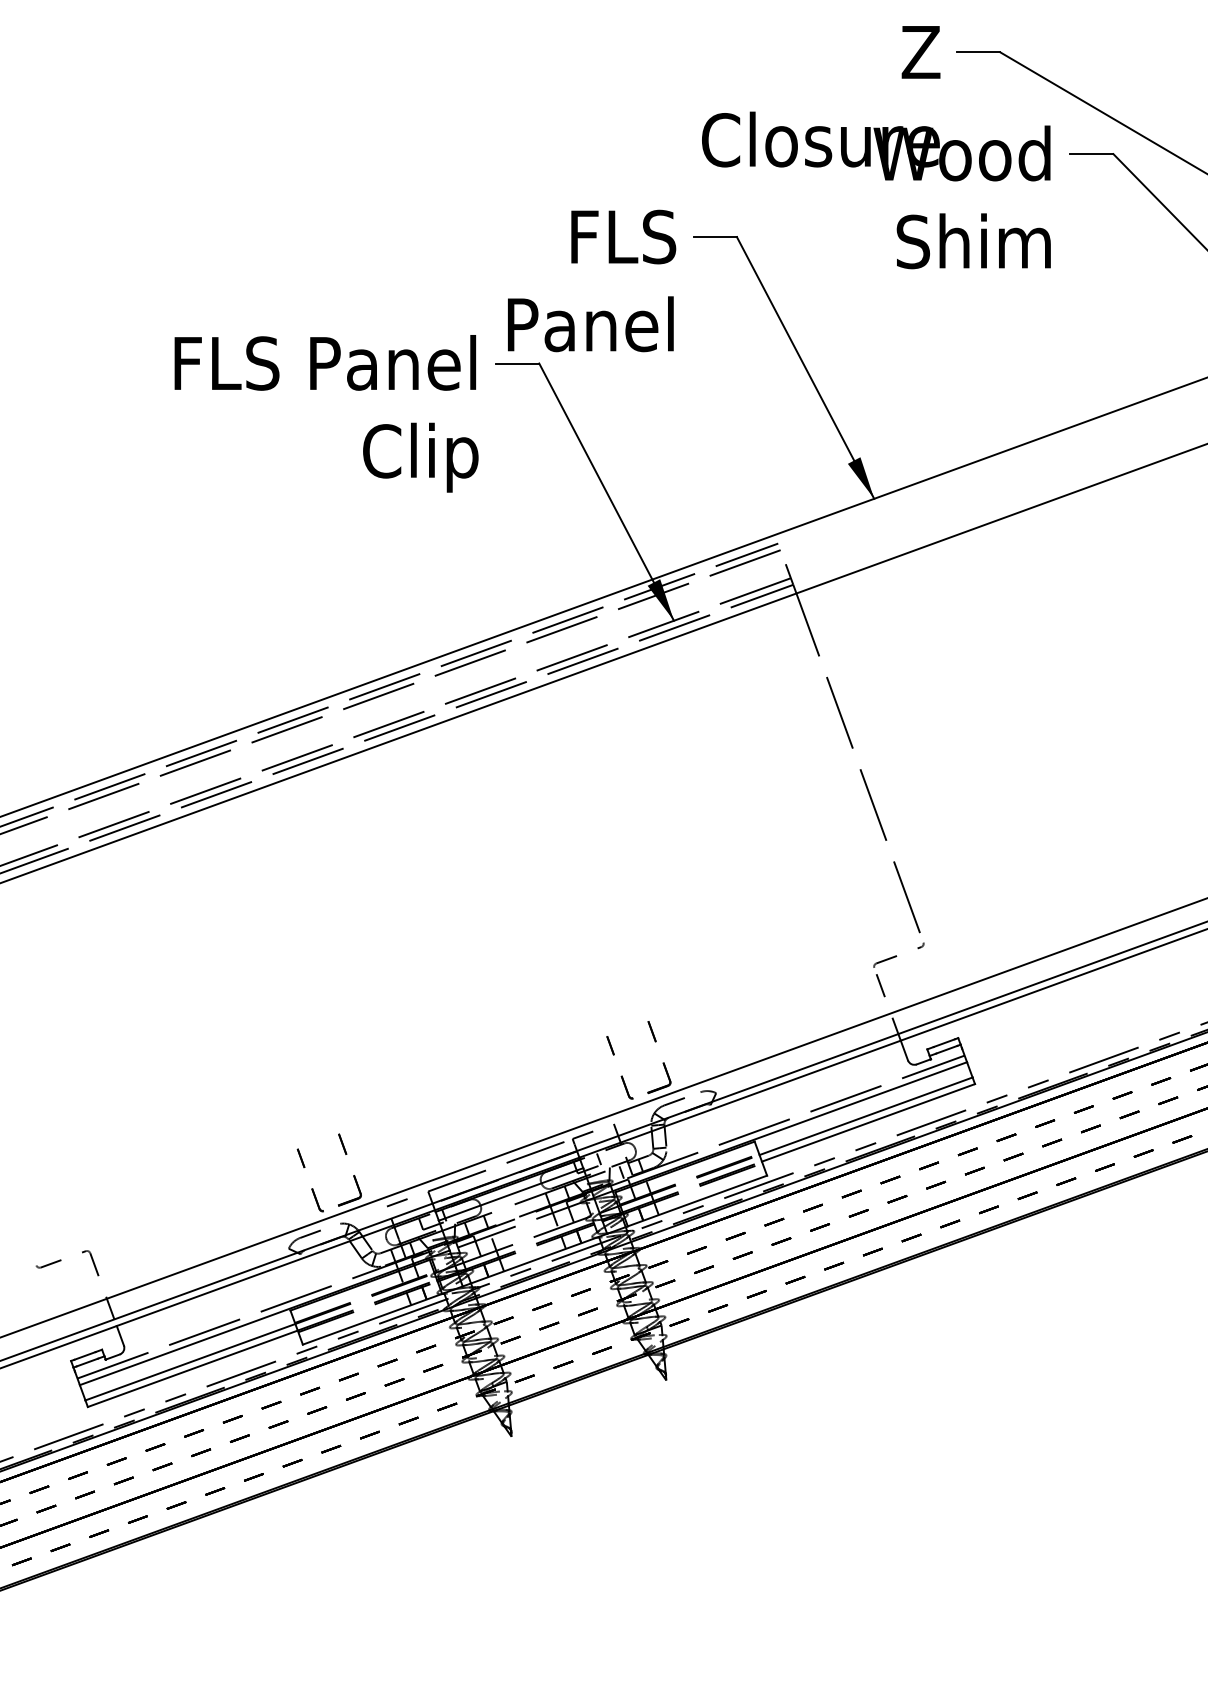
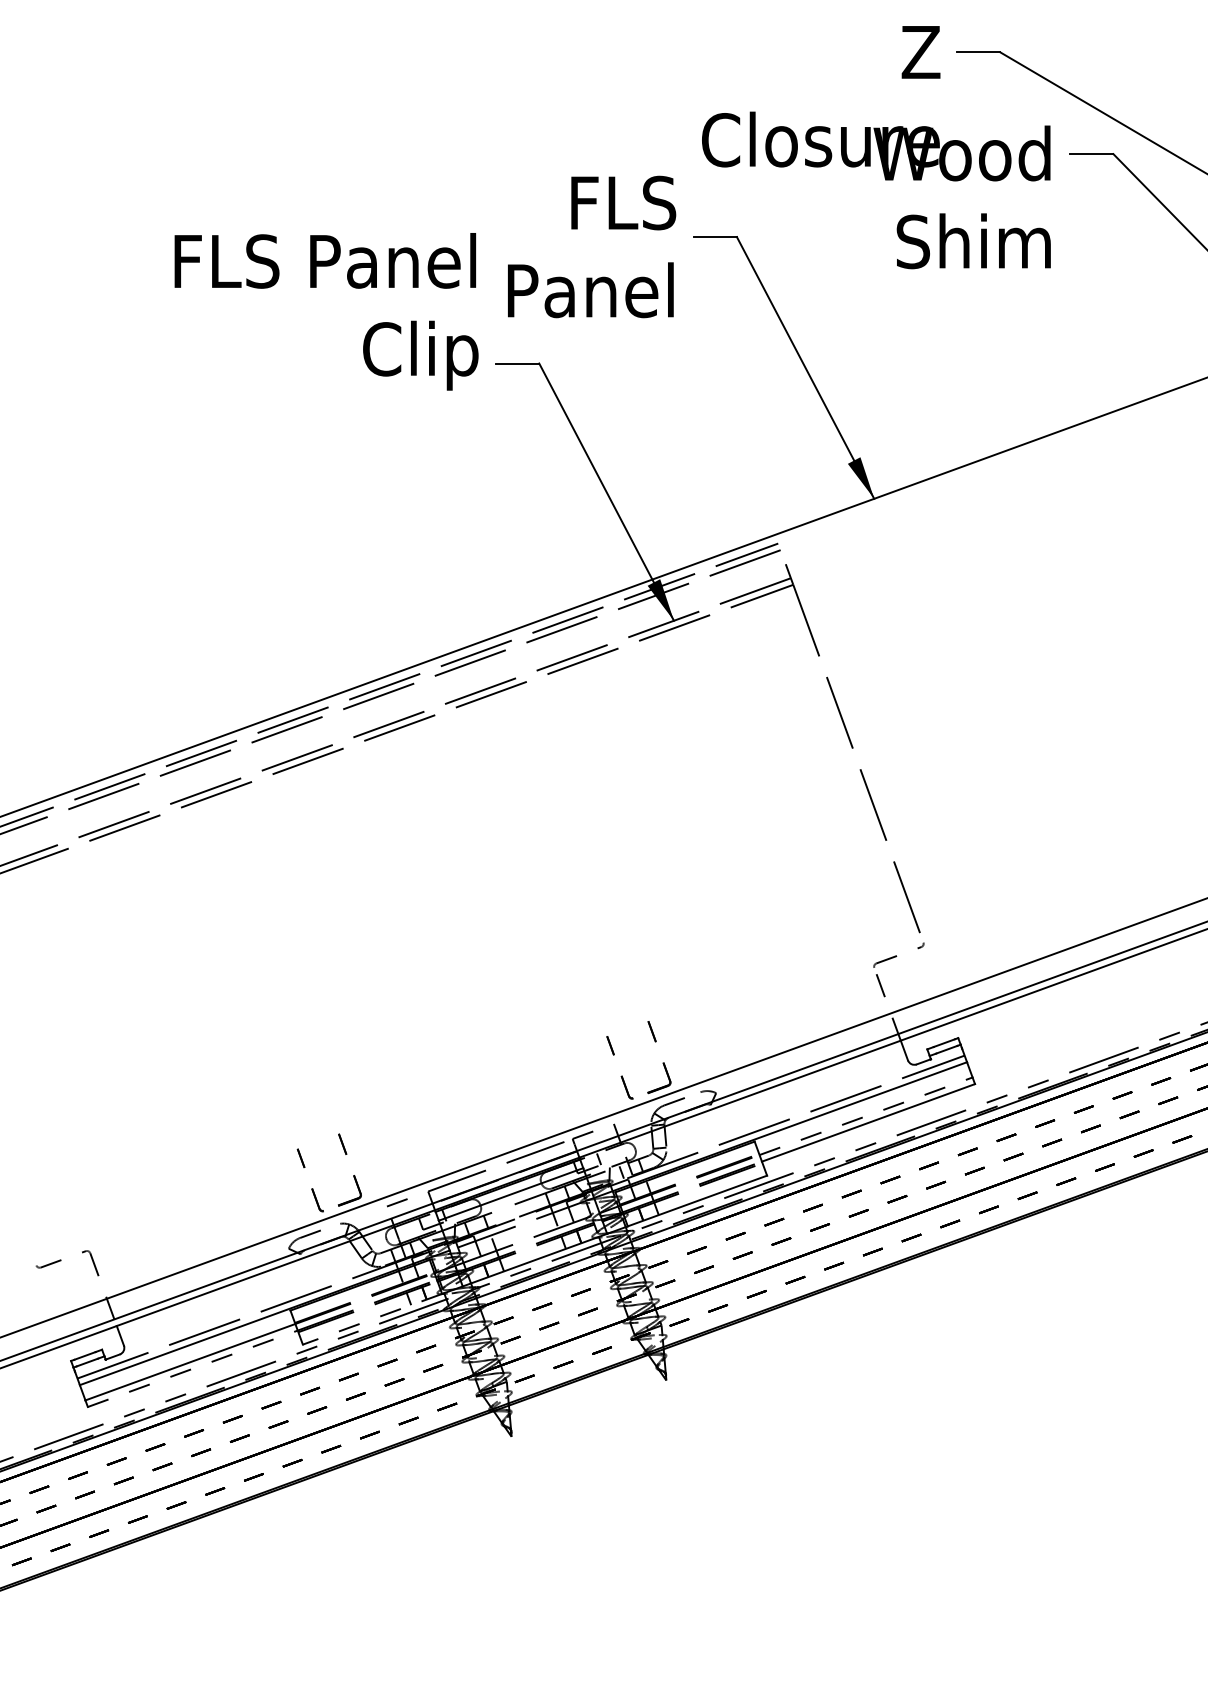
text position: (592, 280) -> (592, 246) (592, 246)
text position: (326, 413) -> (326, 311) (326, 311)
line: present -> none (603, 663)
line: solid -> dashed (866, 1116)
line: solid -> dashed (372, 1319)
line: solid -> dashed (192, 1368)
